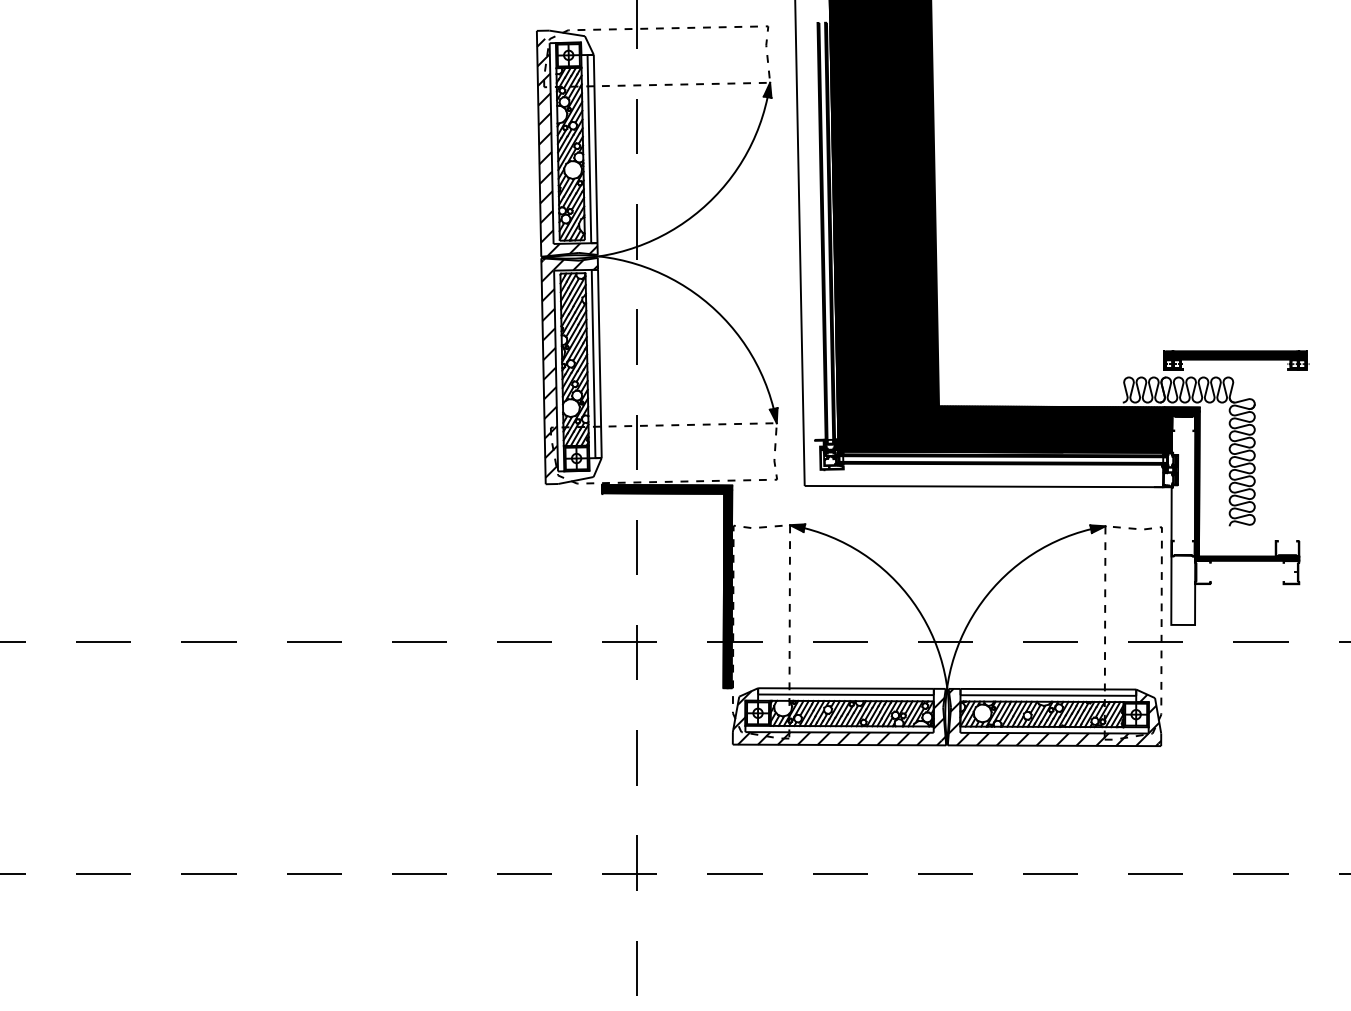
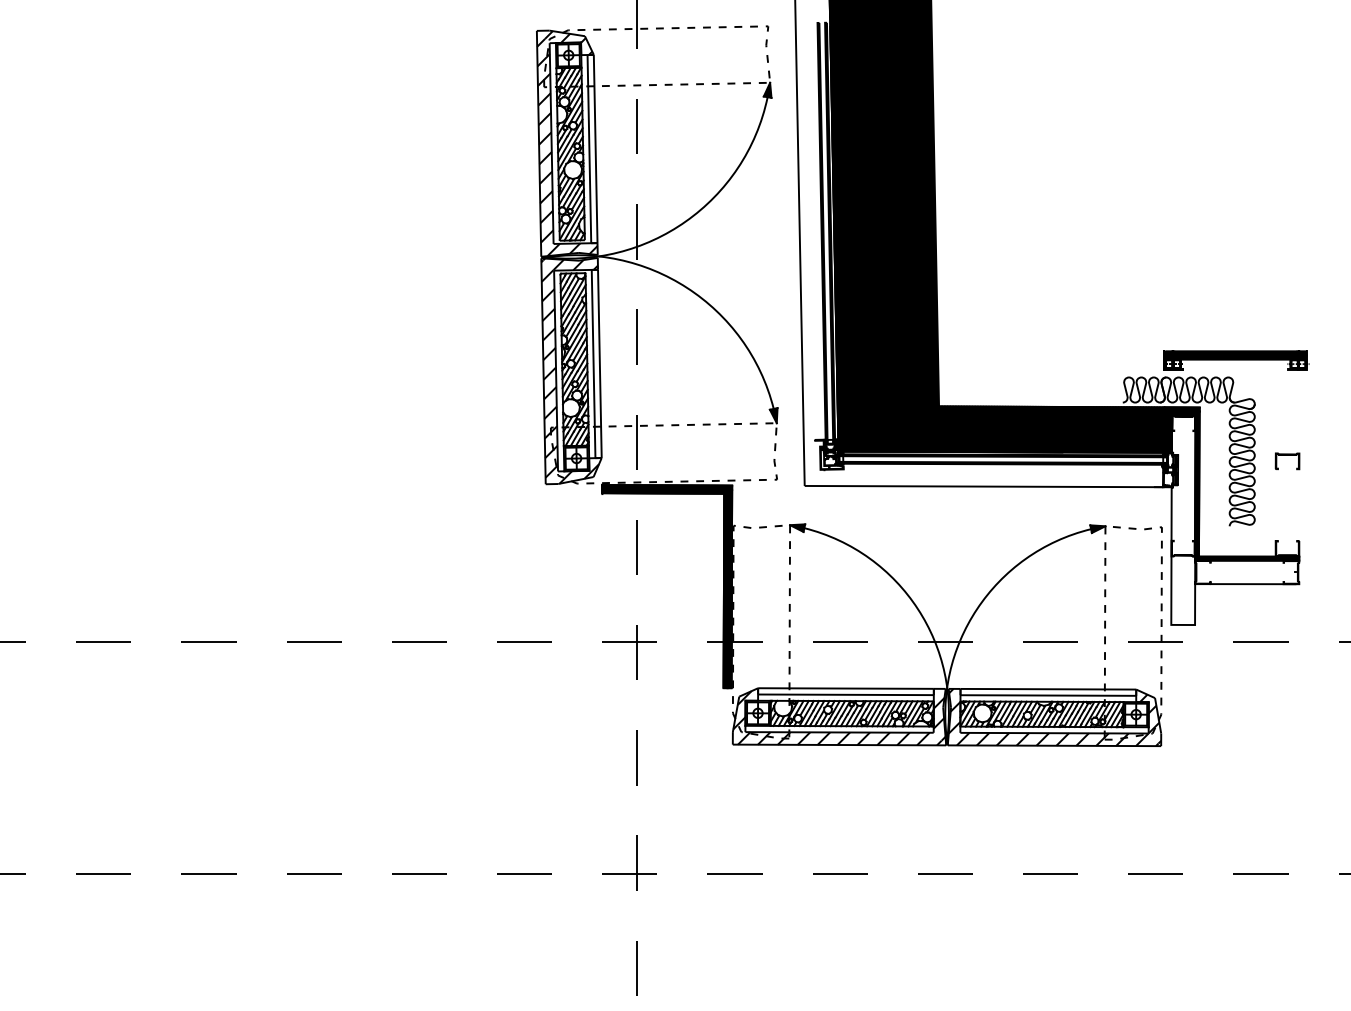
hatch: none -> present (568, 42)
part: none -> present (1287, 461)
hatch: none -> present (579, 473)
line: none -> present (1252, 584)
